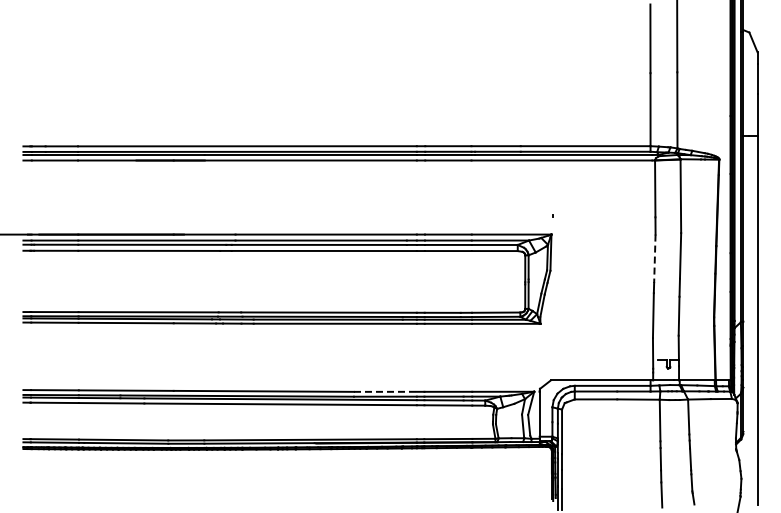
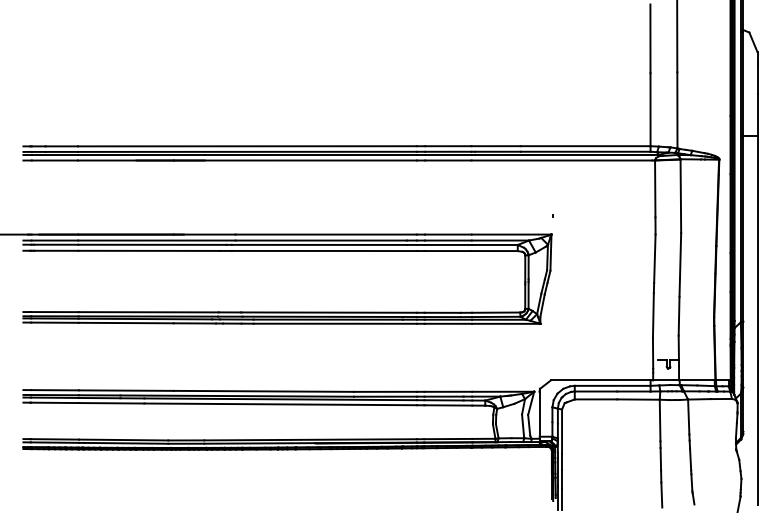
line: dashed -> solid (654, 259)
line: dashed -> solid (385, 391)
